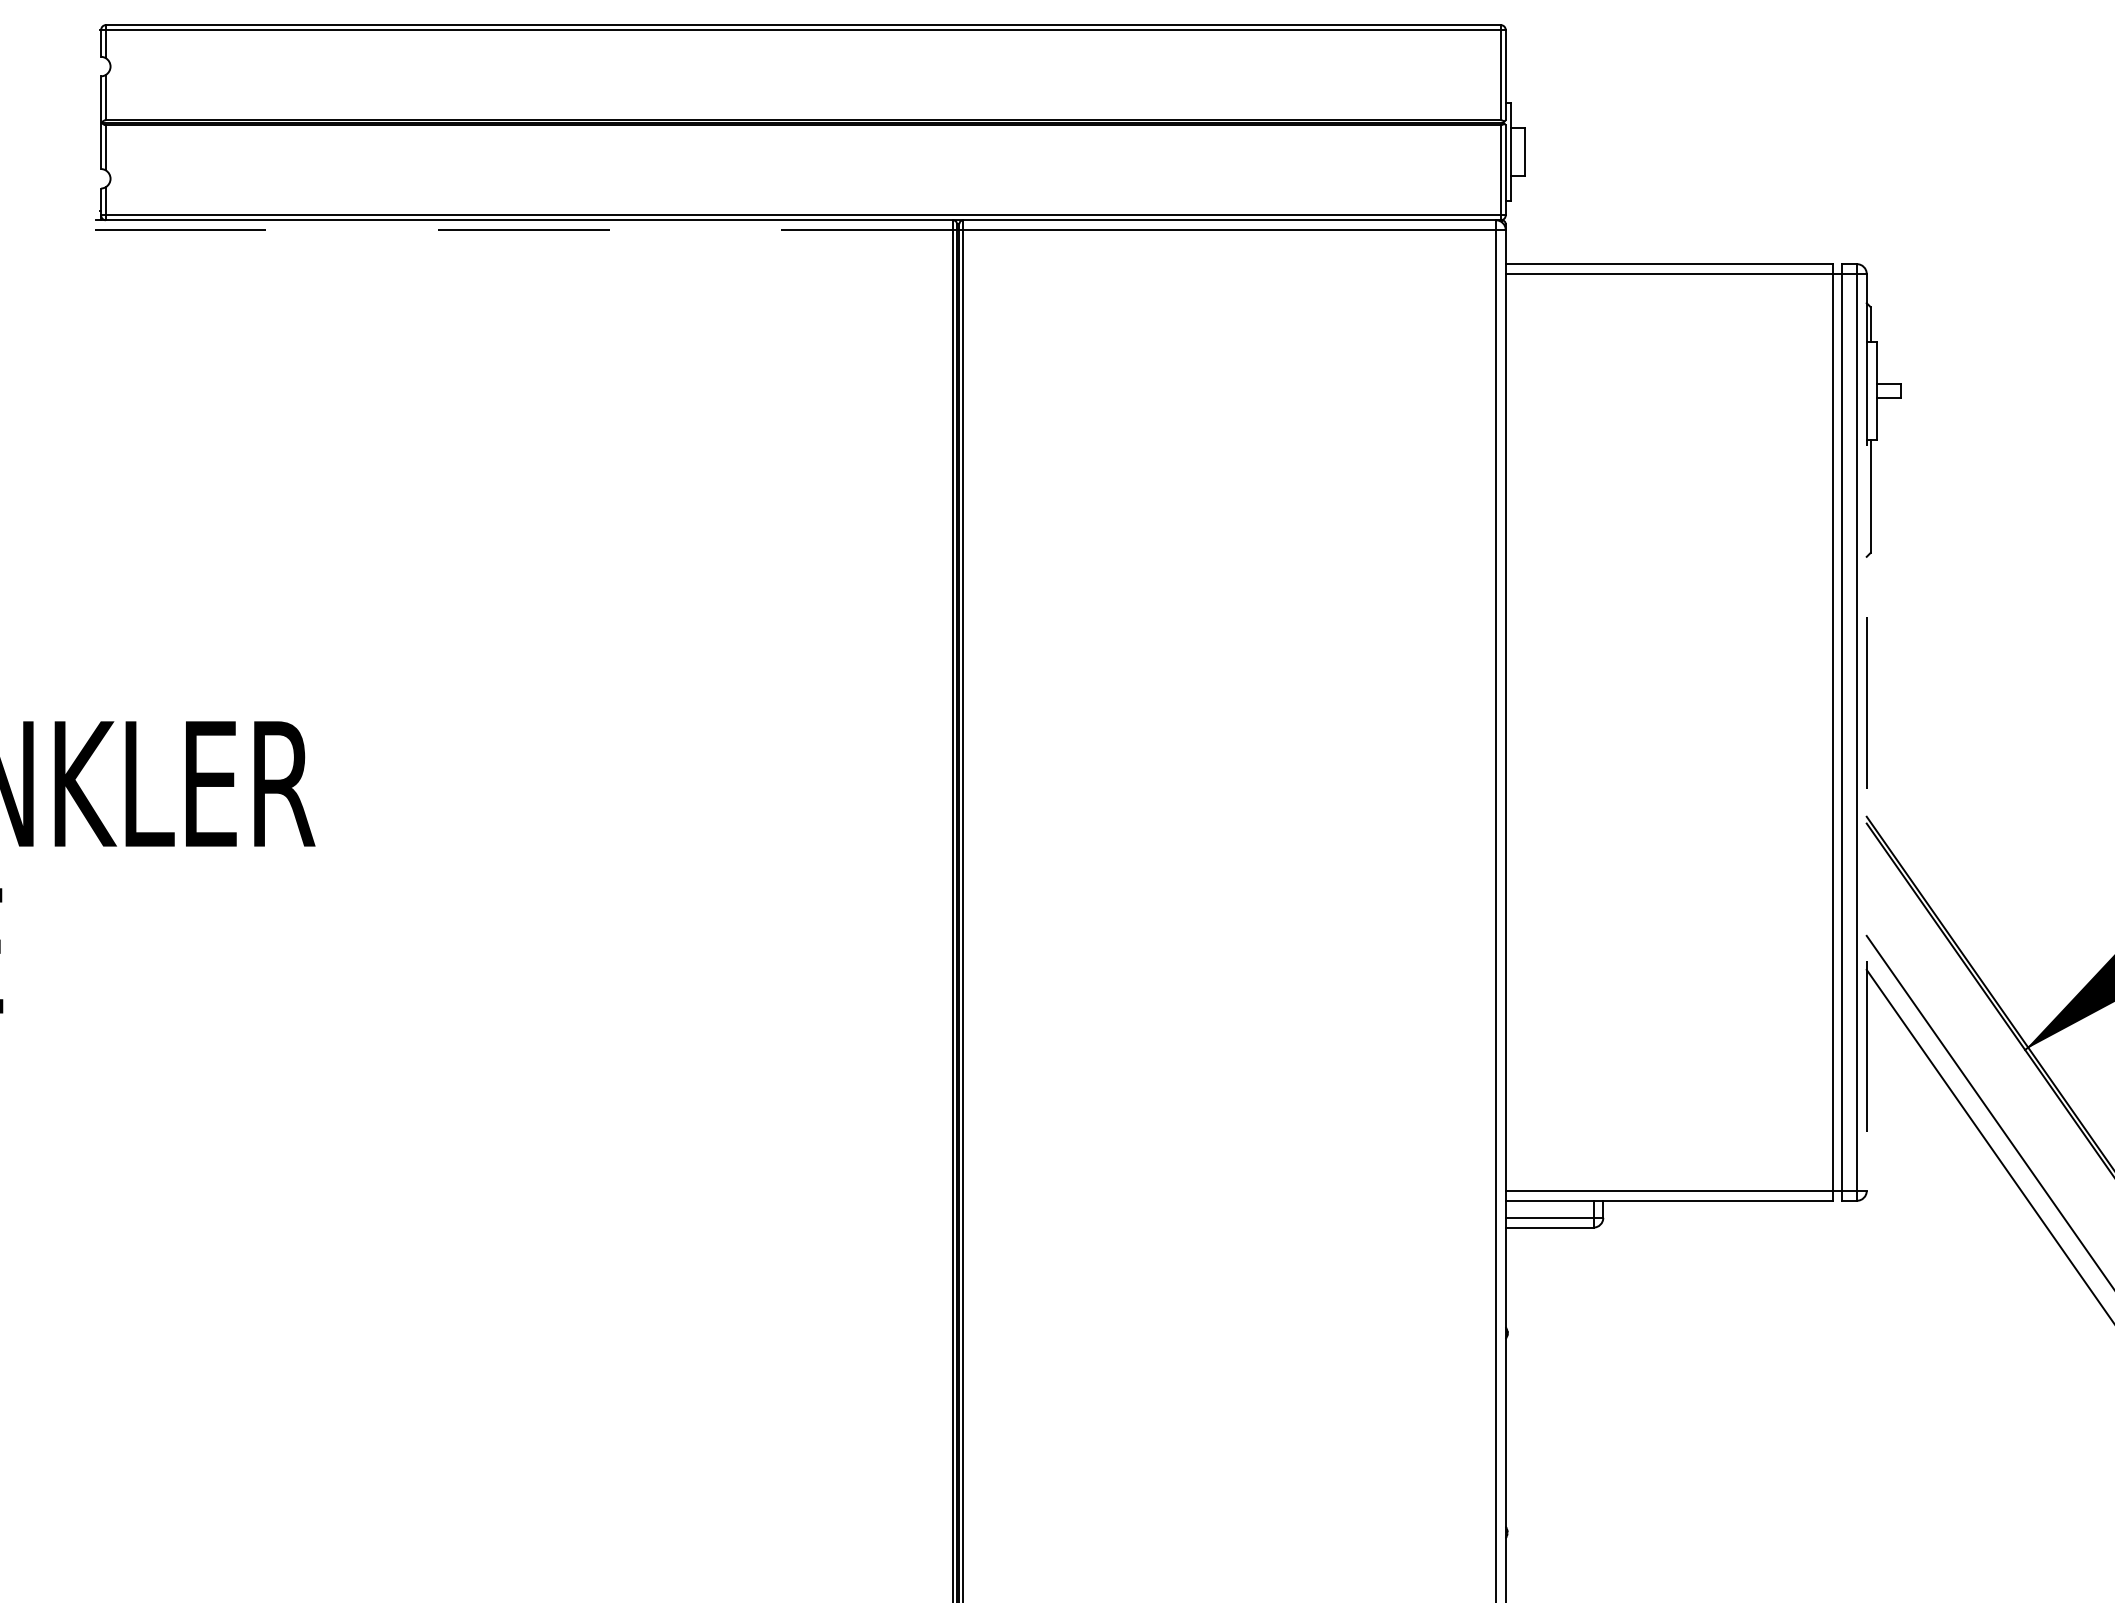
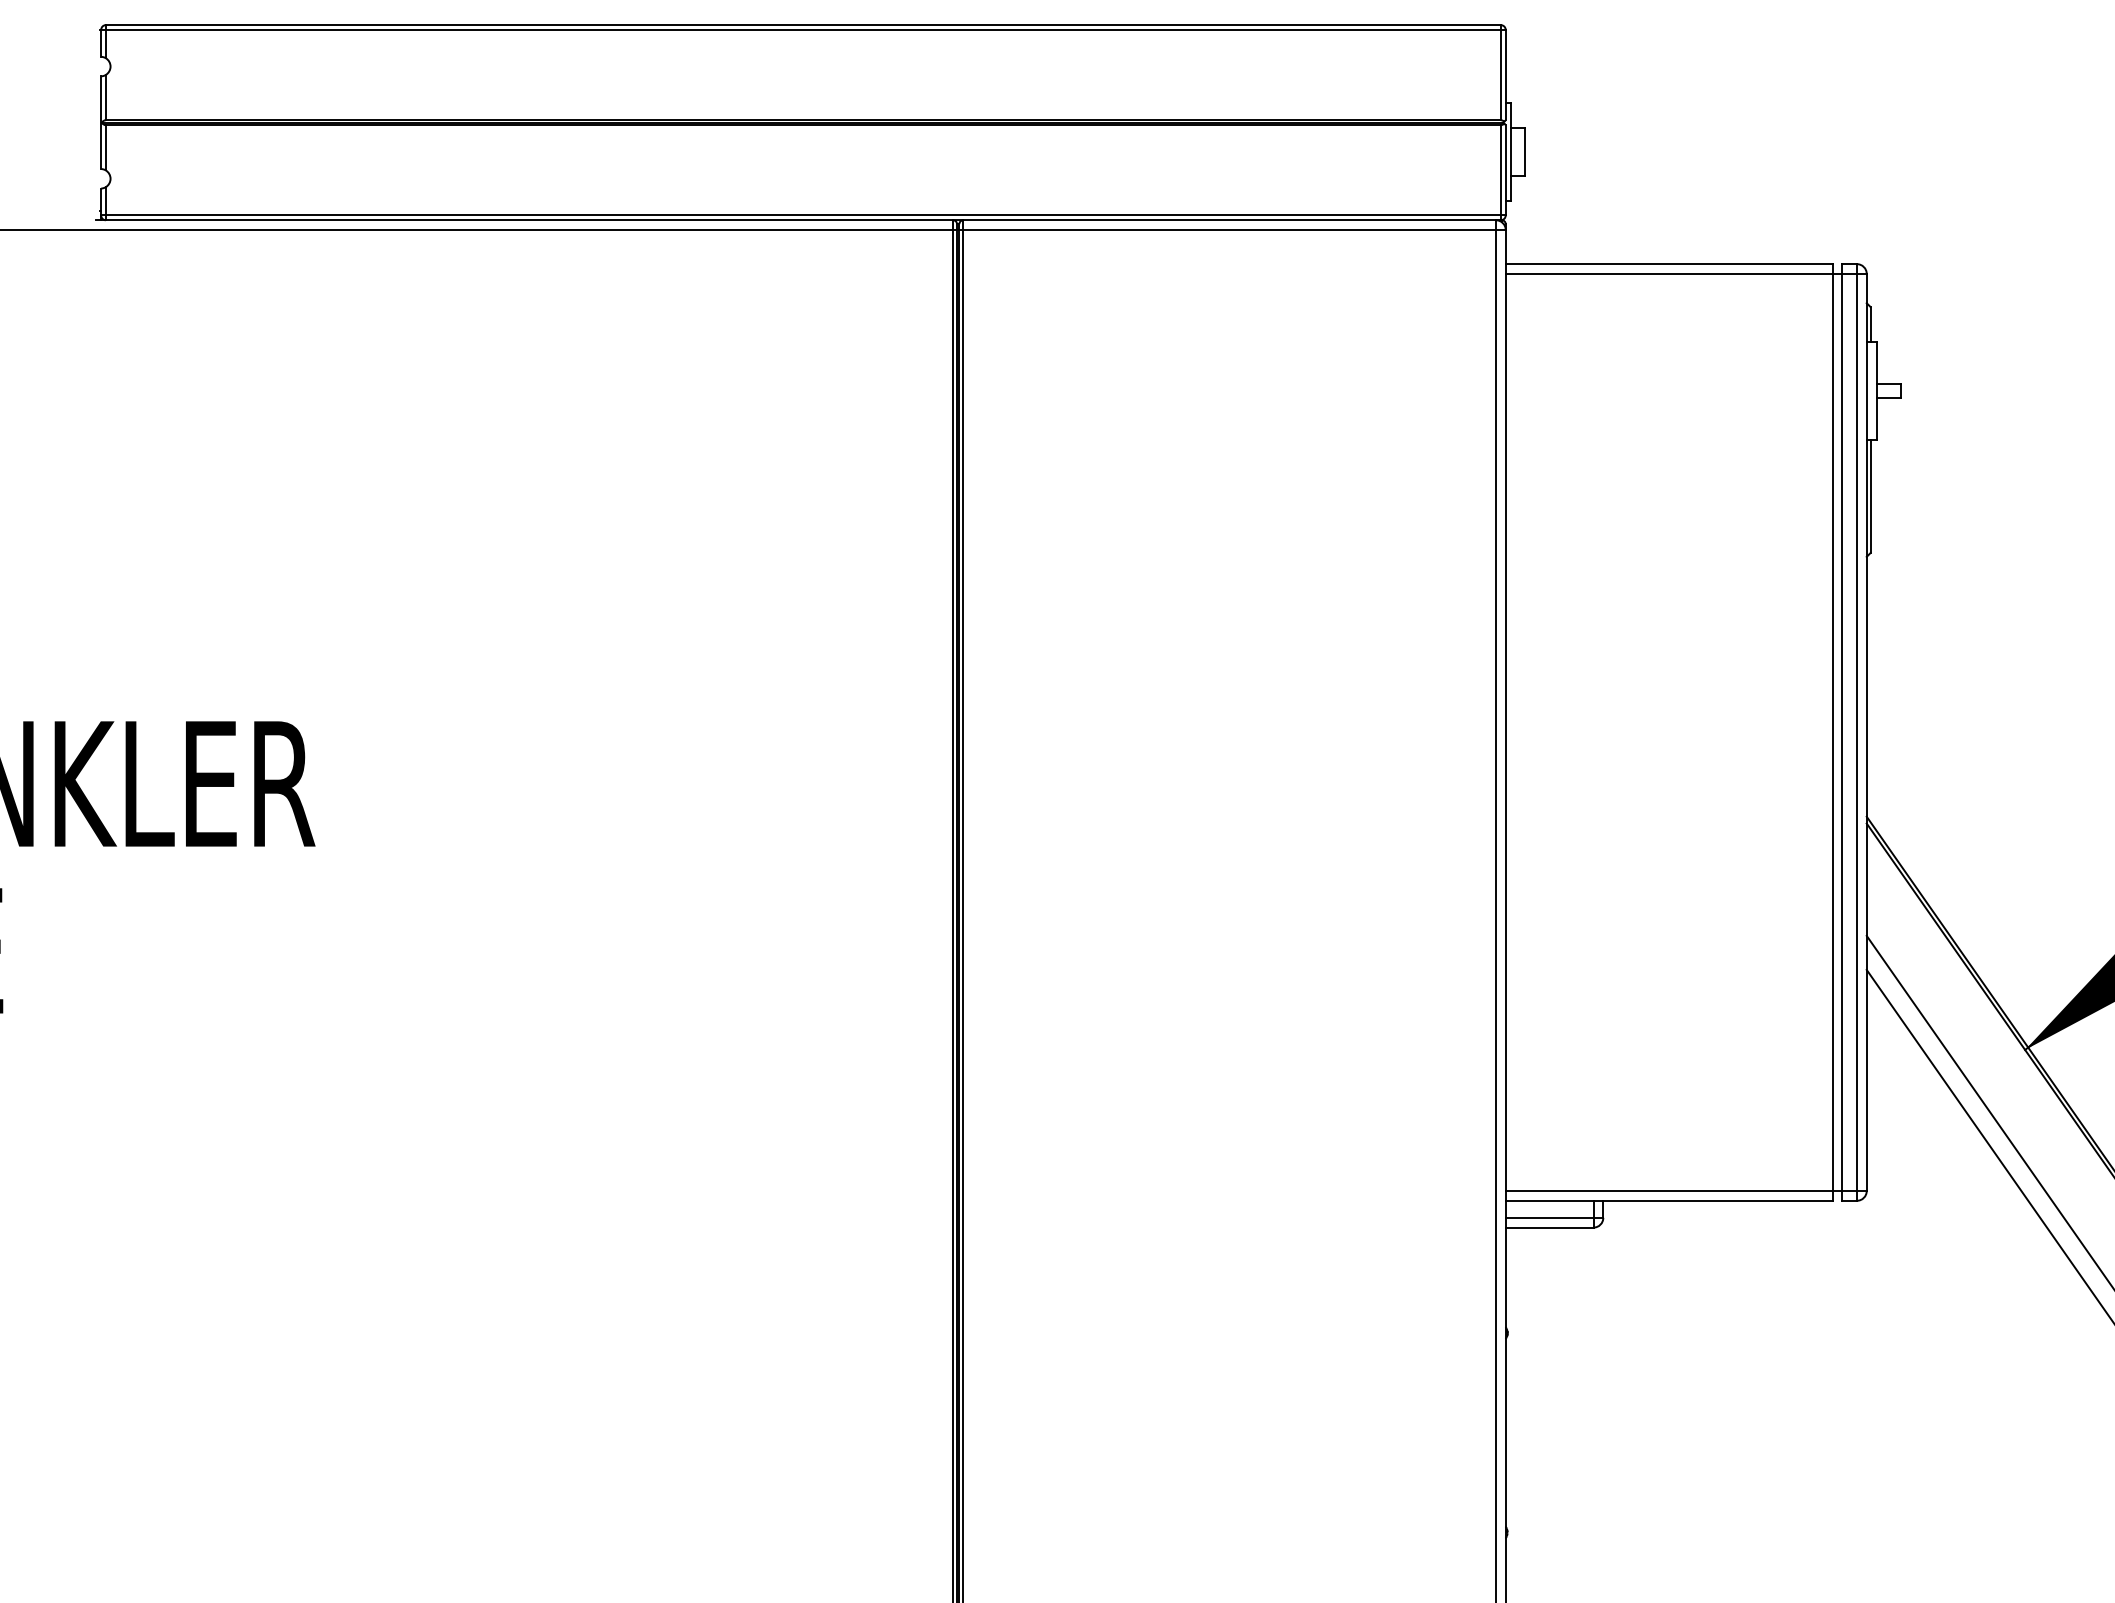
line: dashed -> solid (476, 230)
line: dashed -> solid (1866, 732)
